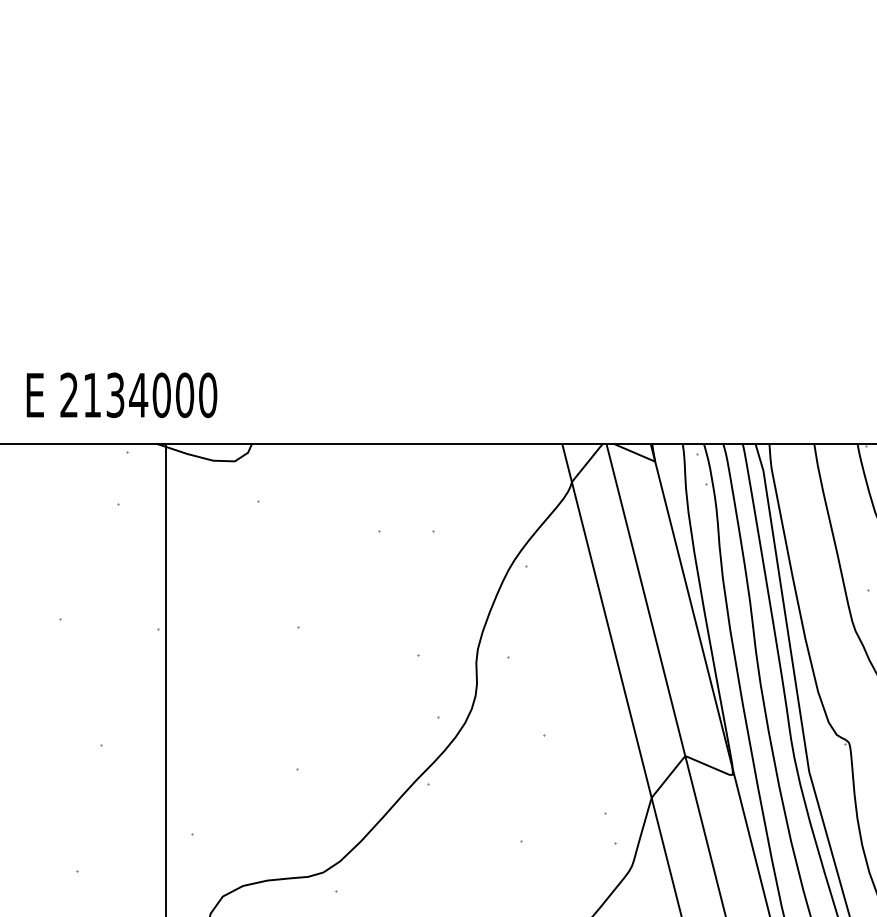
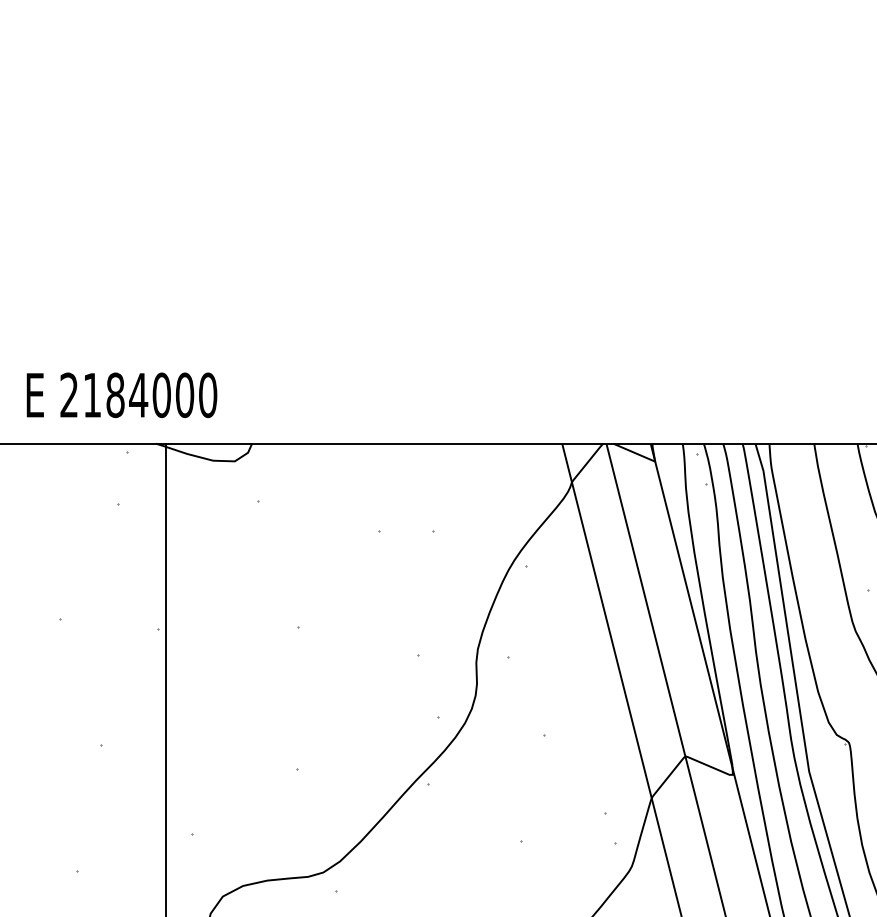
text: 2134000 -> 2184000 (115, 395)
